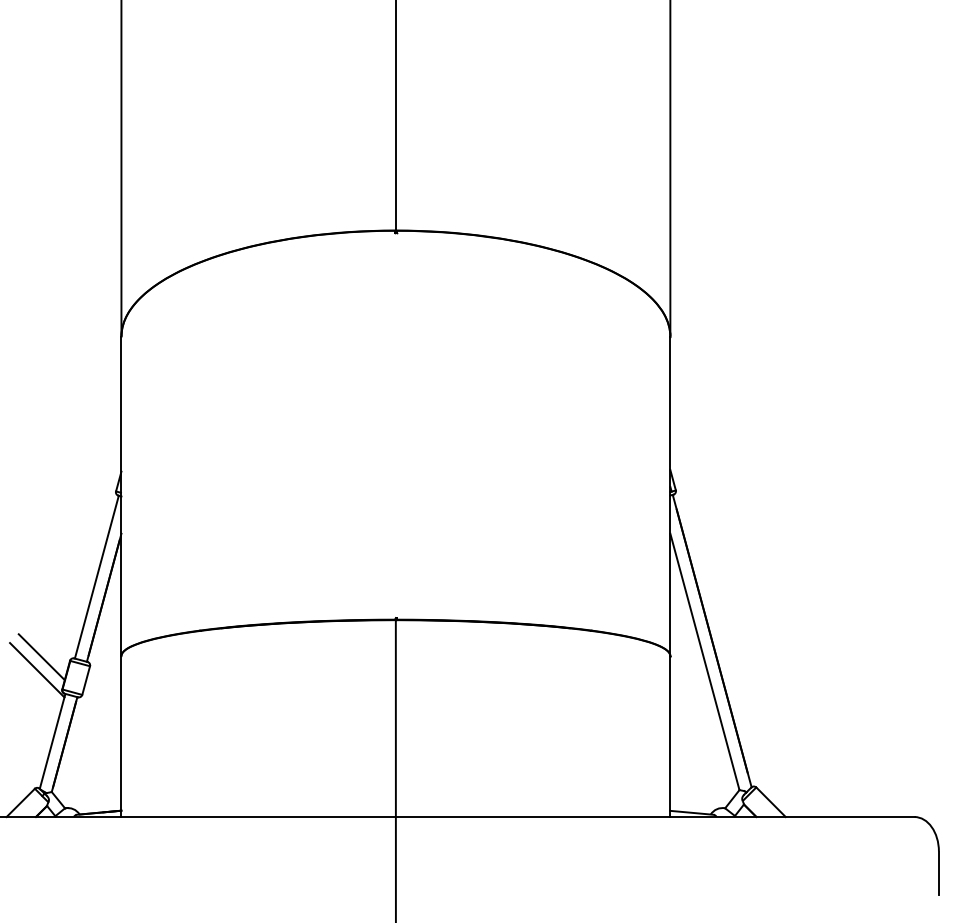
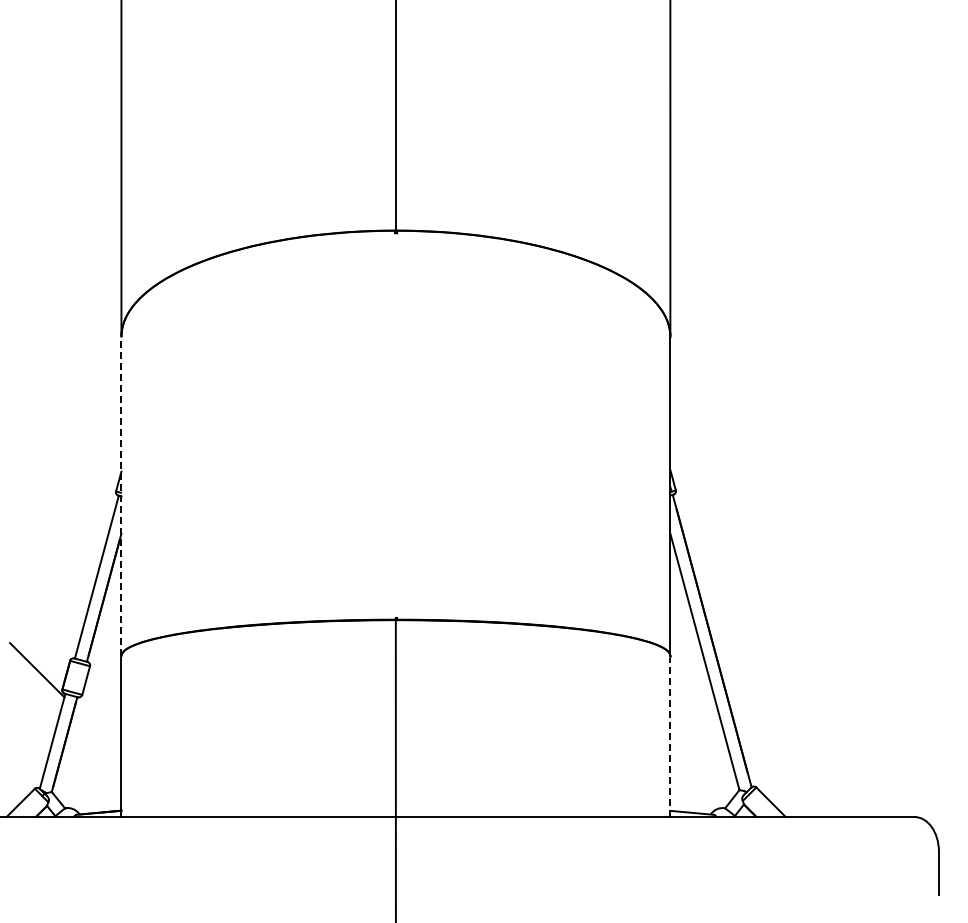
line: solid -> dashed (121, 496)
line: present -> none (41, 657)
line: solid -> dashed (670, 737)
